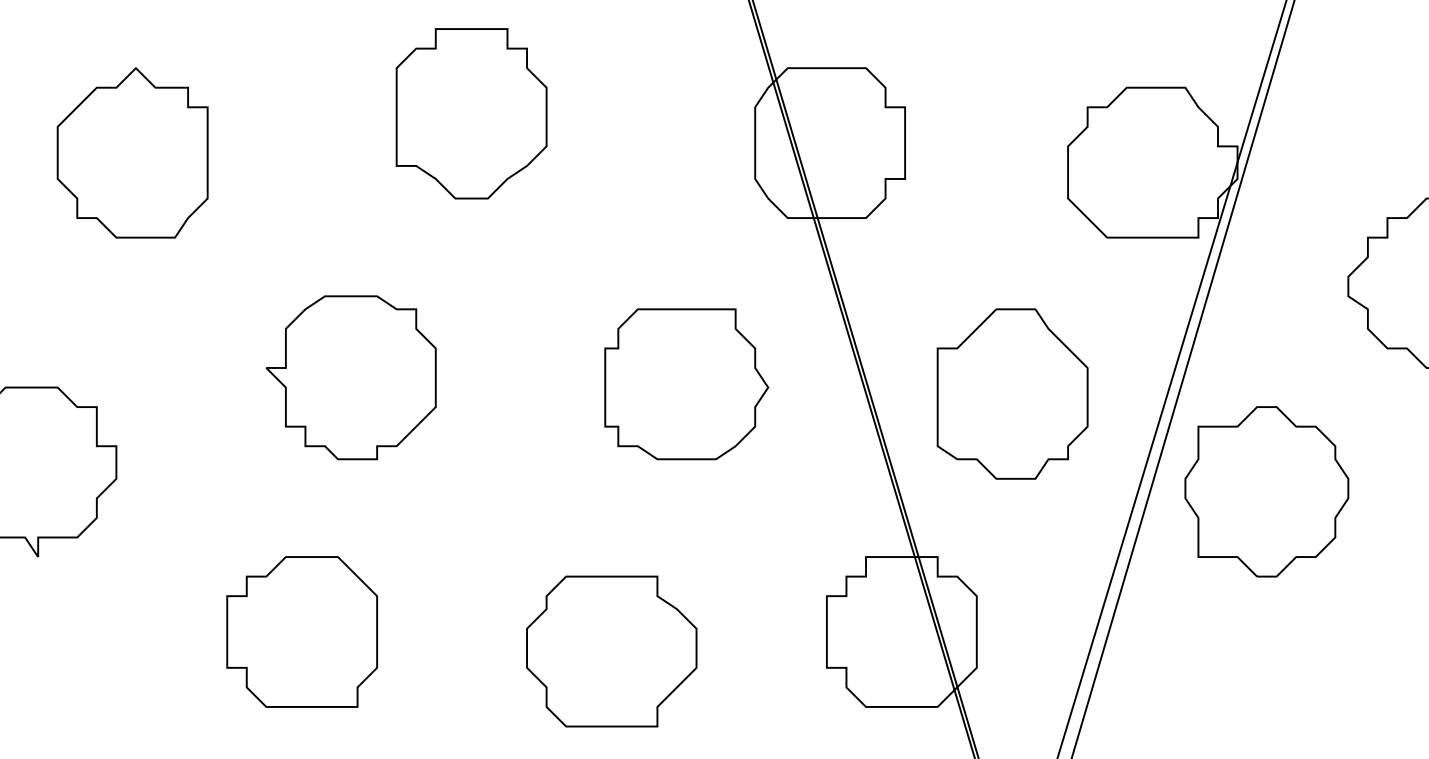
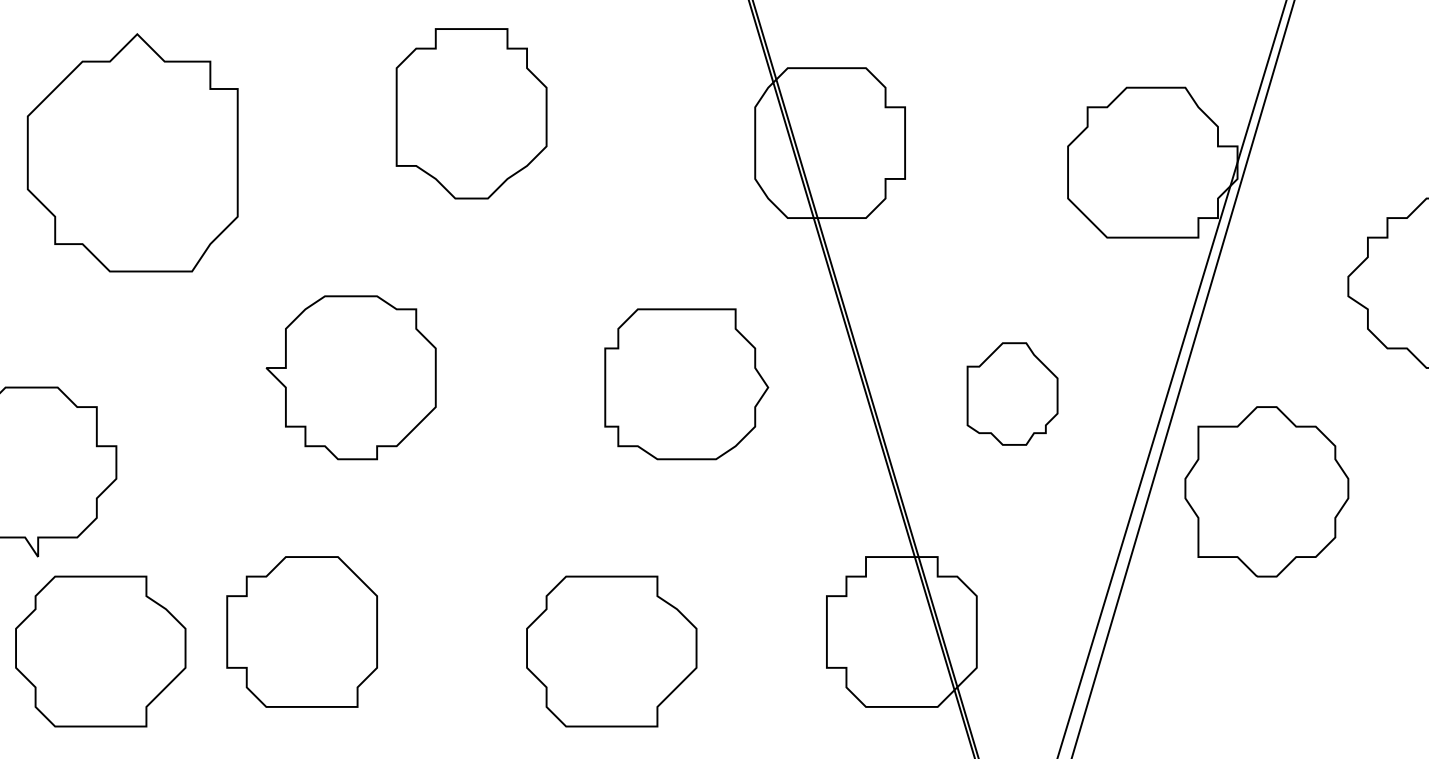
part size: 153x172 px -> 213x240 px (132, 152)
part size: 153x172 px -> 93x104 px (1012, 393)
part: none -> present (100, 651)
